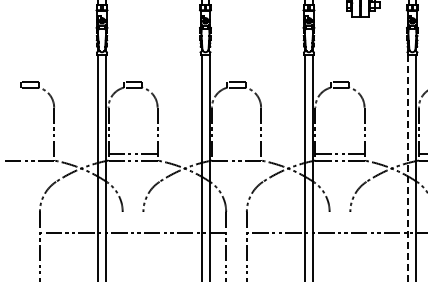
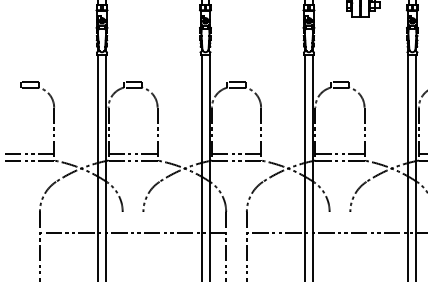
line: none -> present (29, 154)
line: none -> present (236, 154)
line: dashed -> solid (408, 168)
